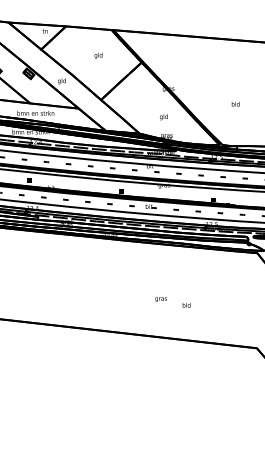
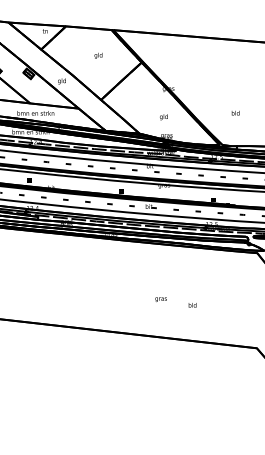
text position: (235, 103) -> (235, 112) (235, 112)
text position: (186, 305) -> (192, 305) (192, 305)
